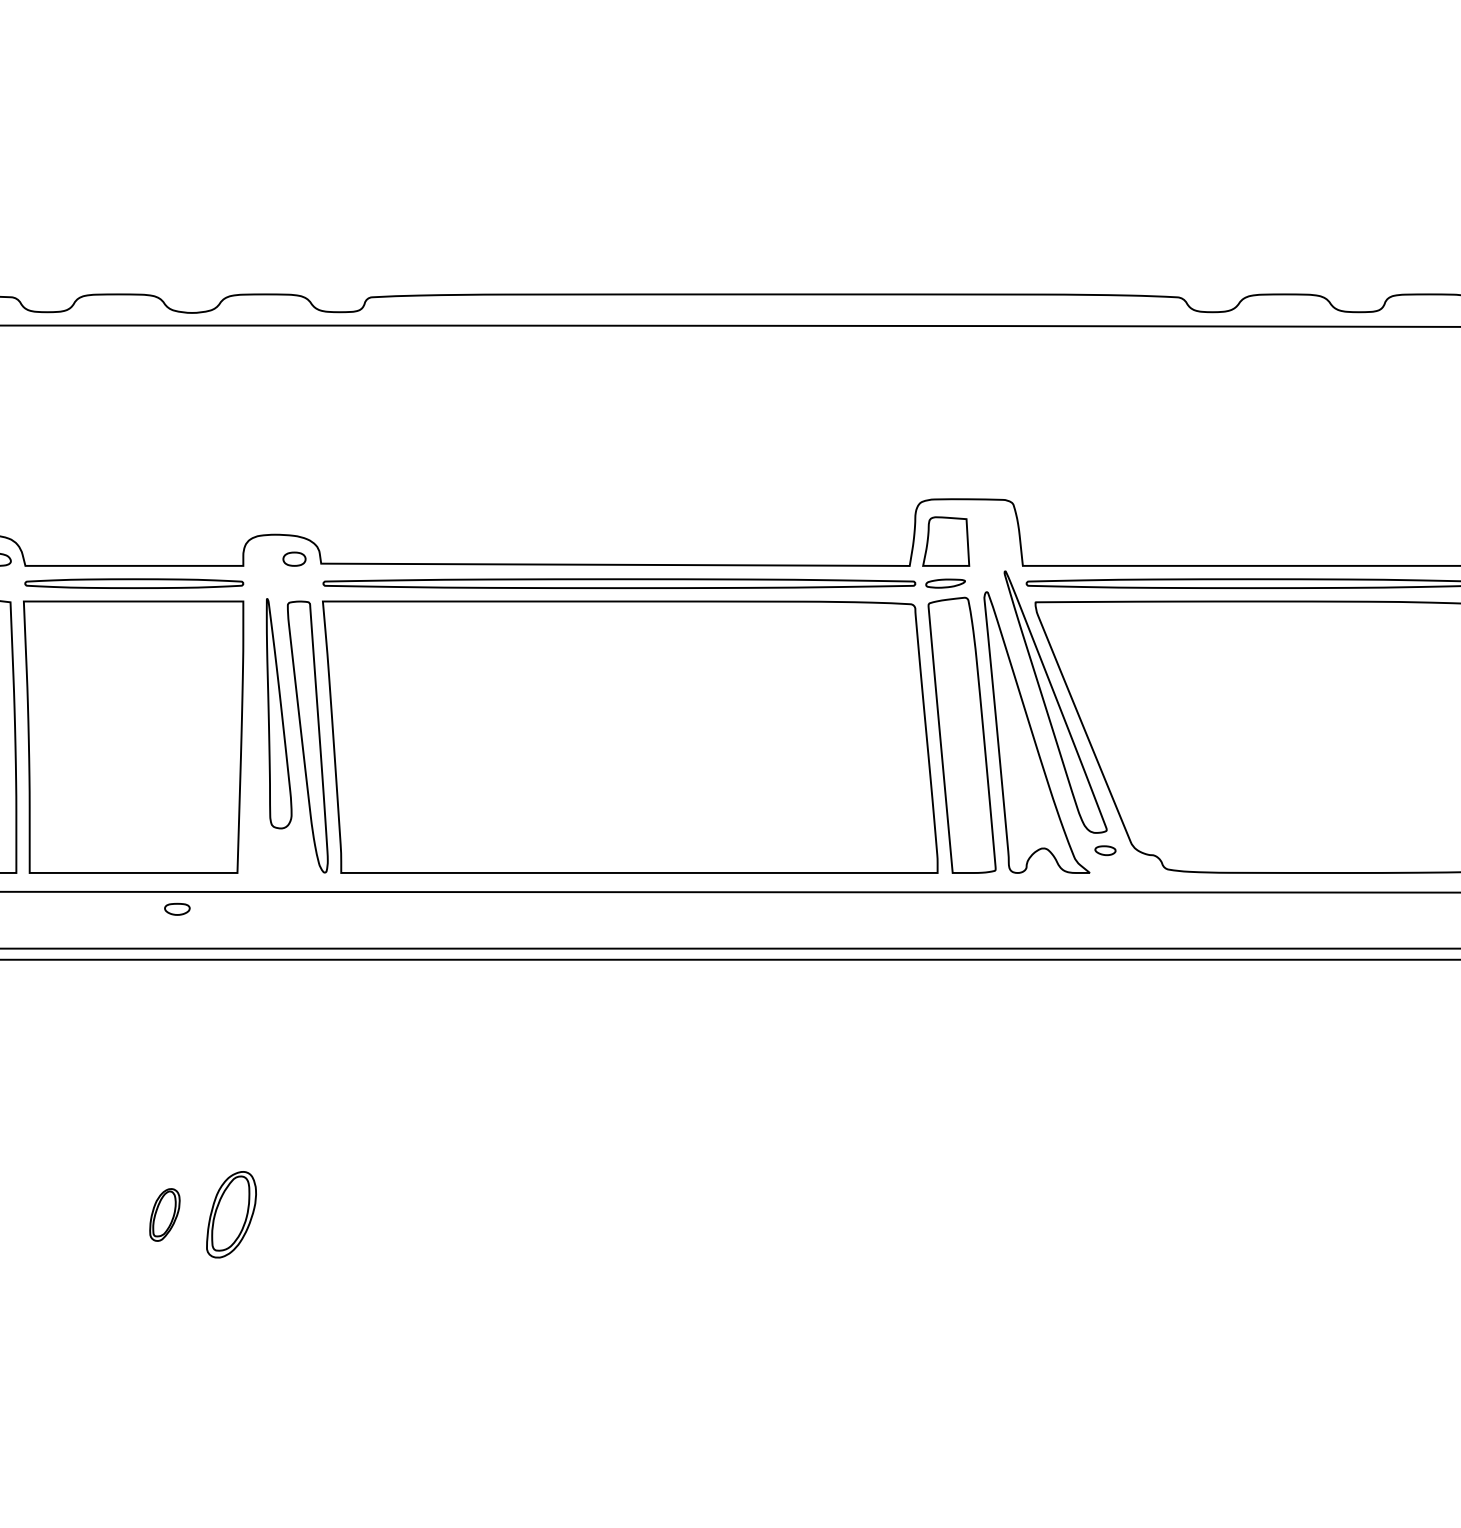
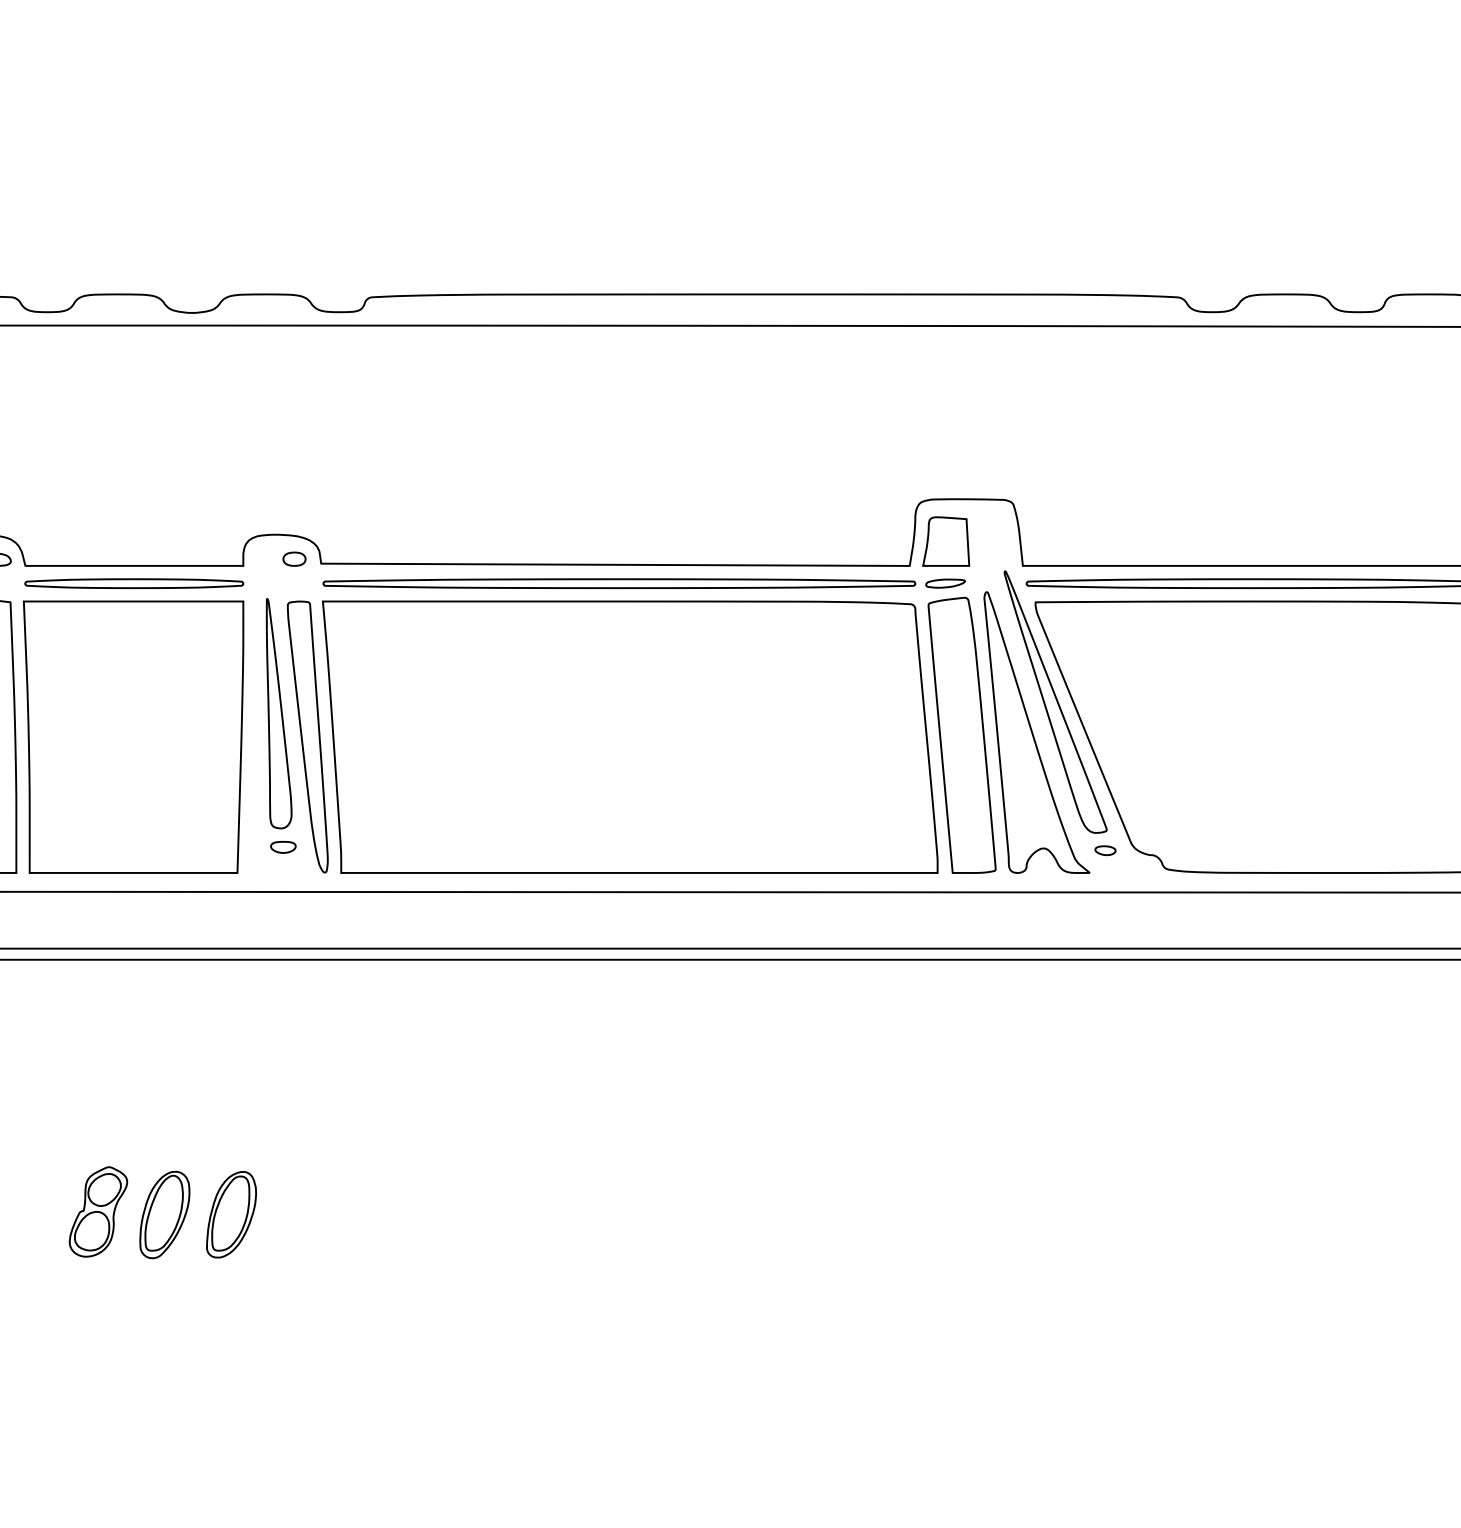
part position: (177, 908) -> (283, 846) (283, 846)
part: none -> present (98, 1211)
part size: 32x54 px -> 52x90 px (164, 1214)
